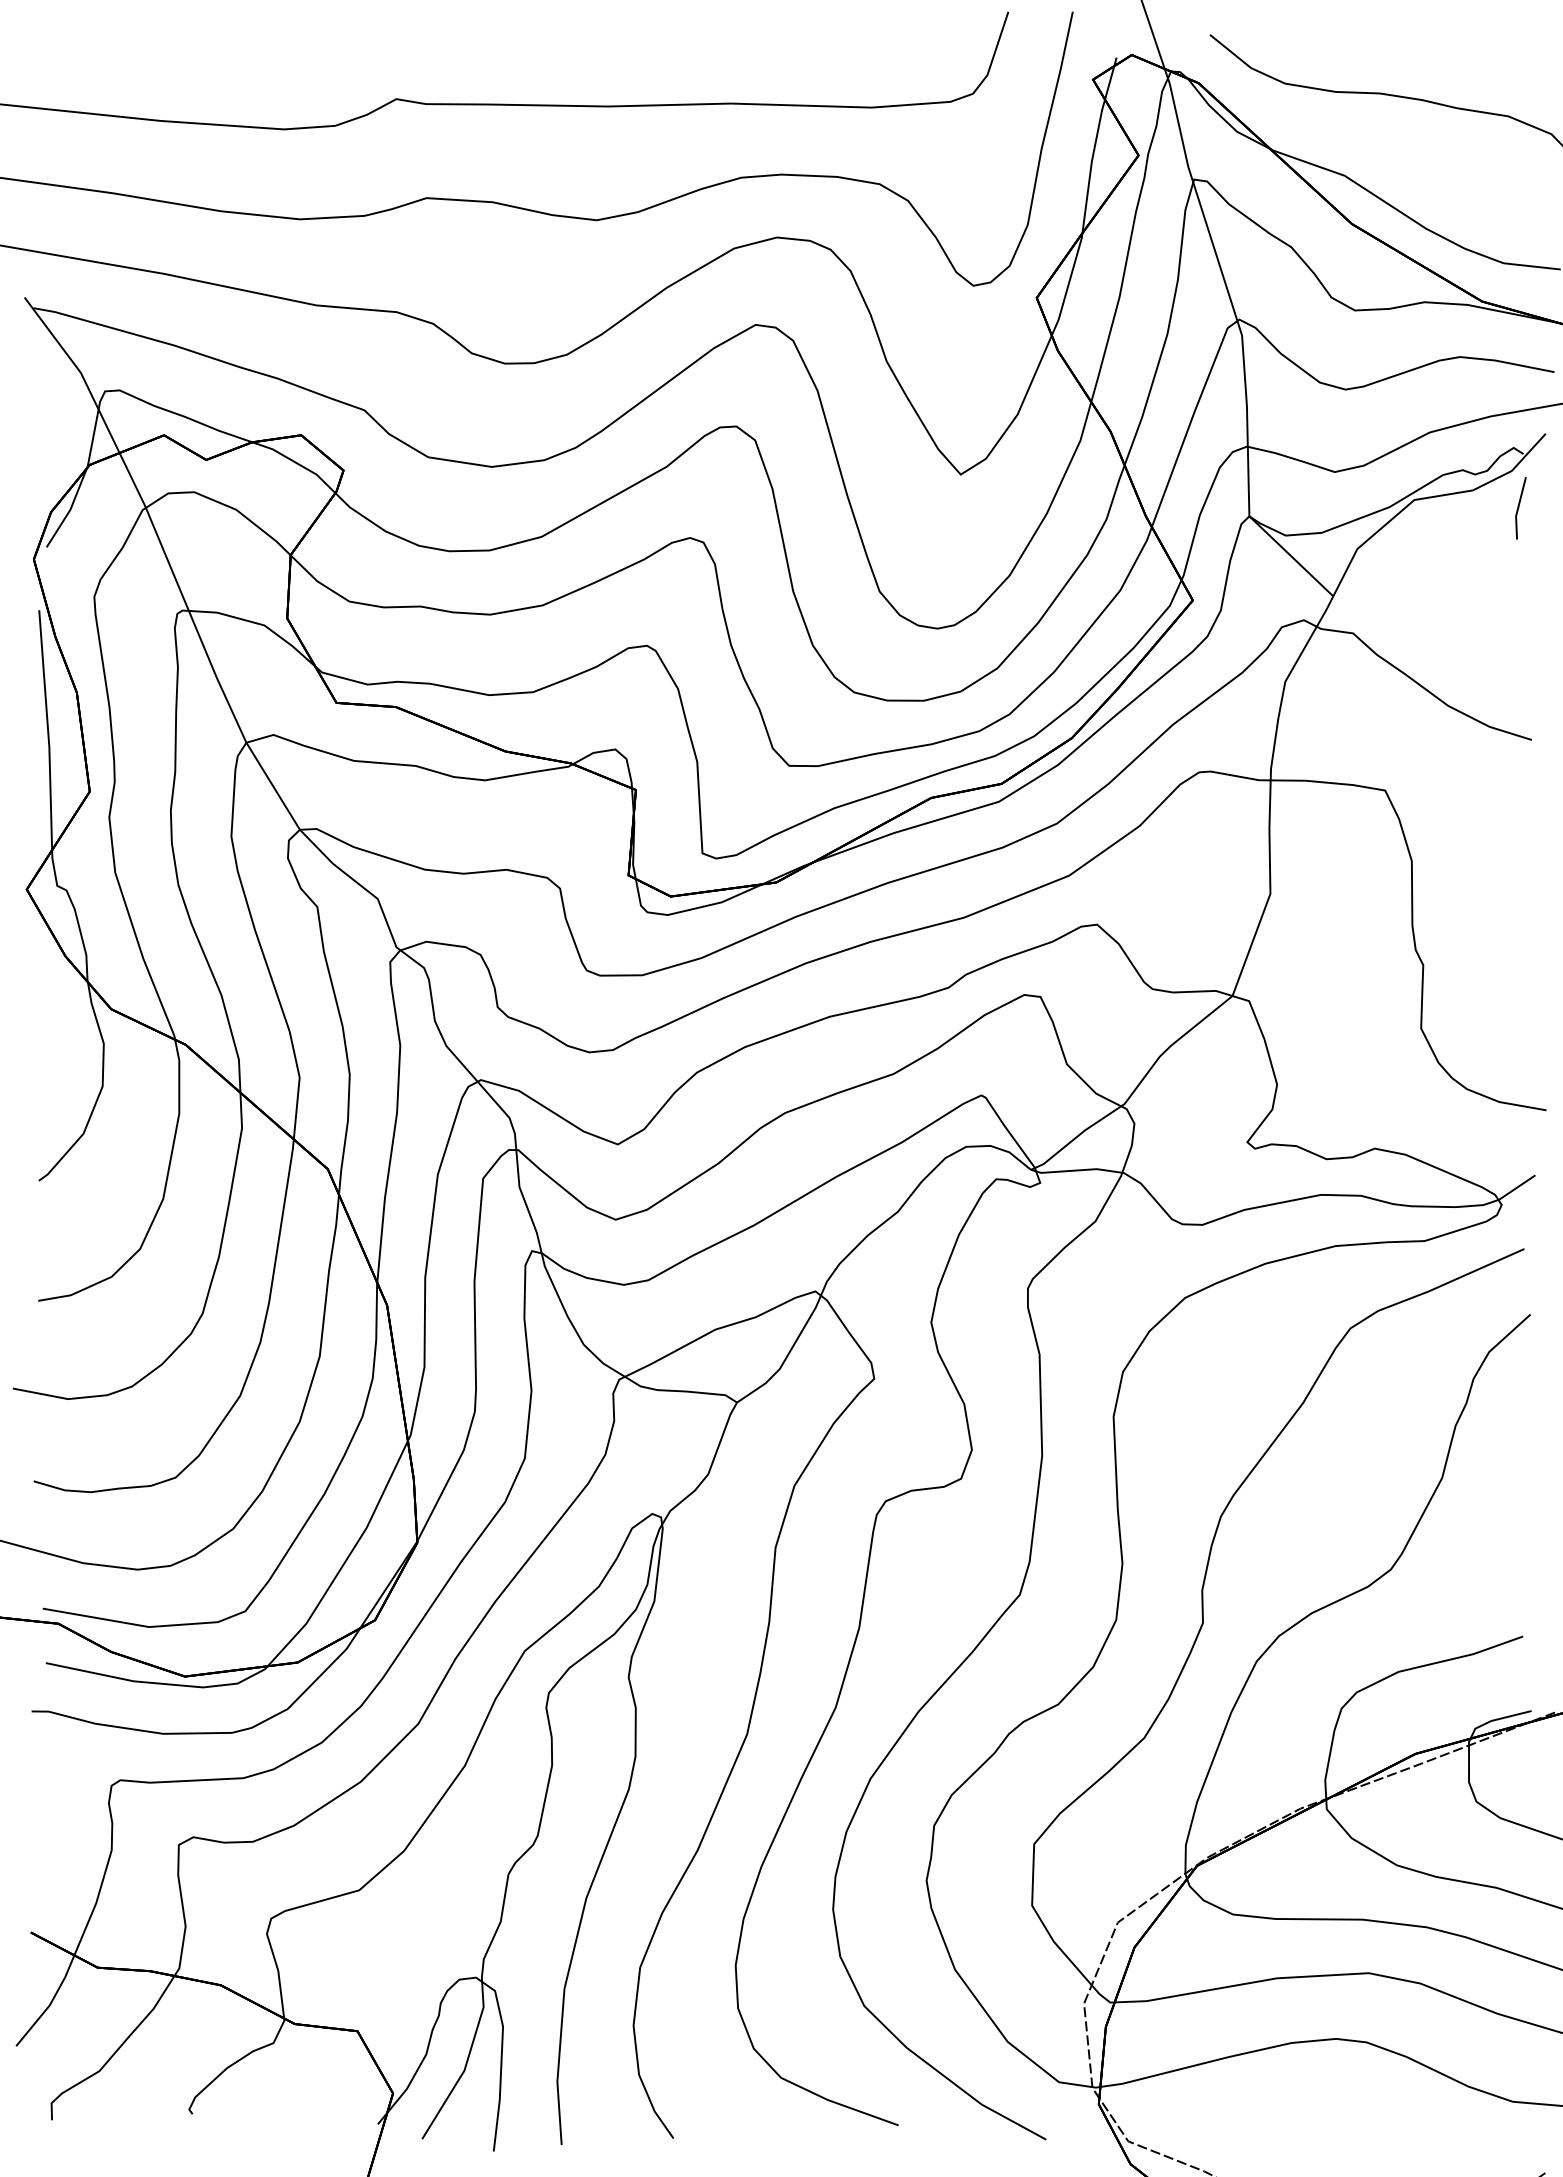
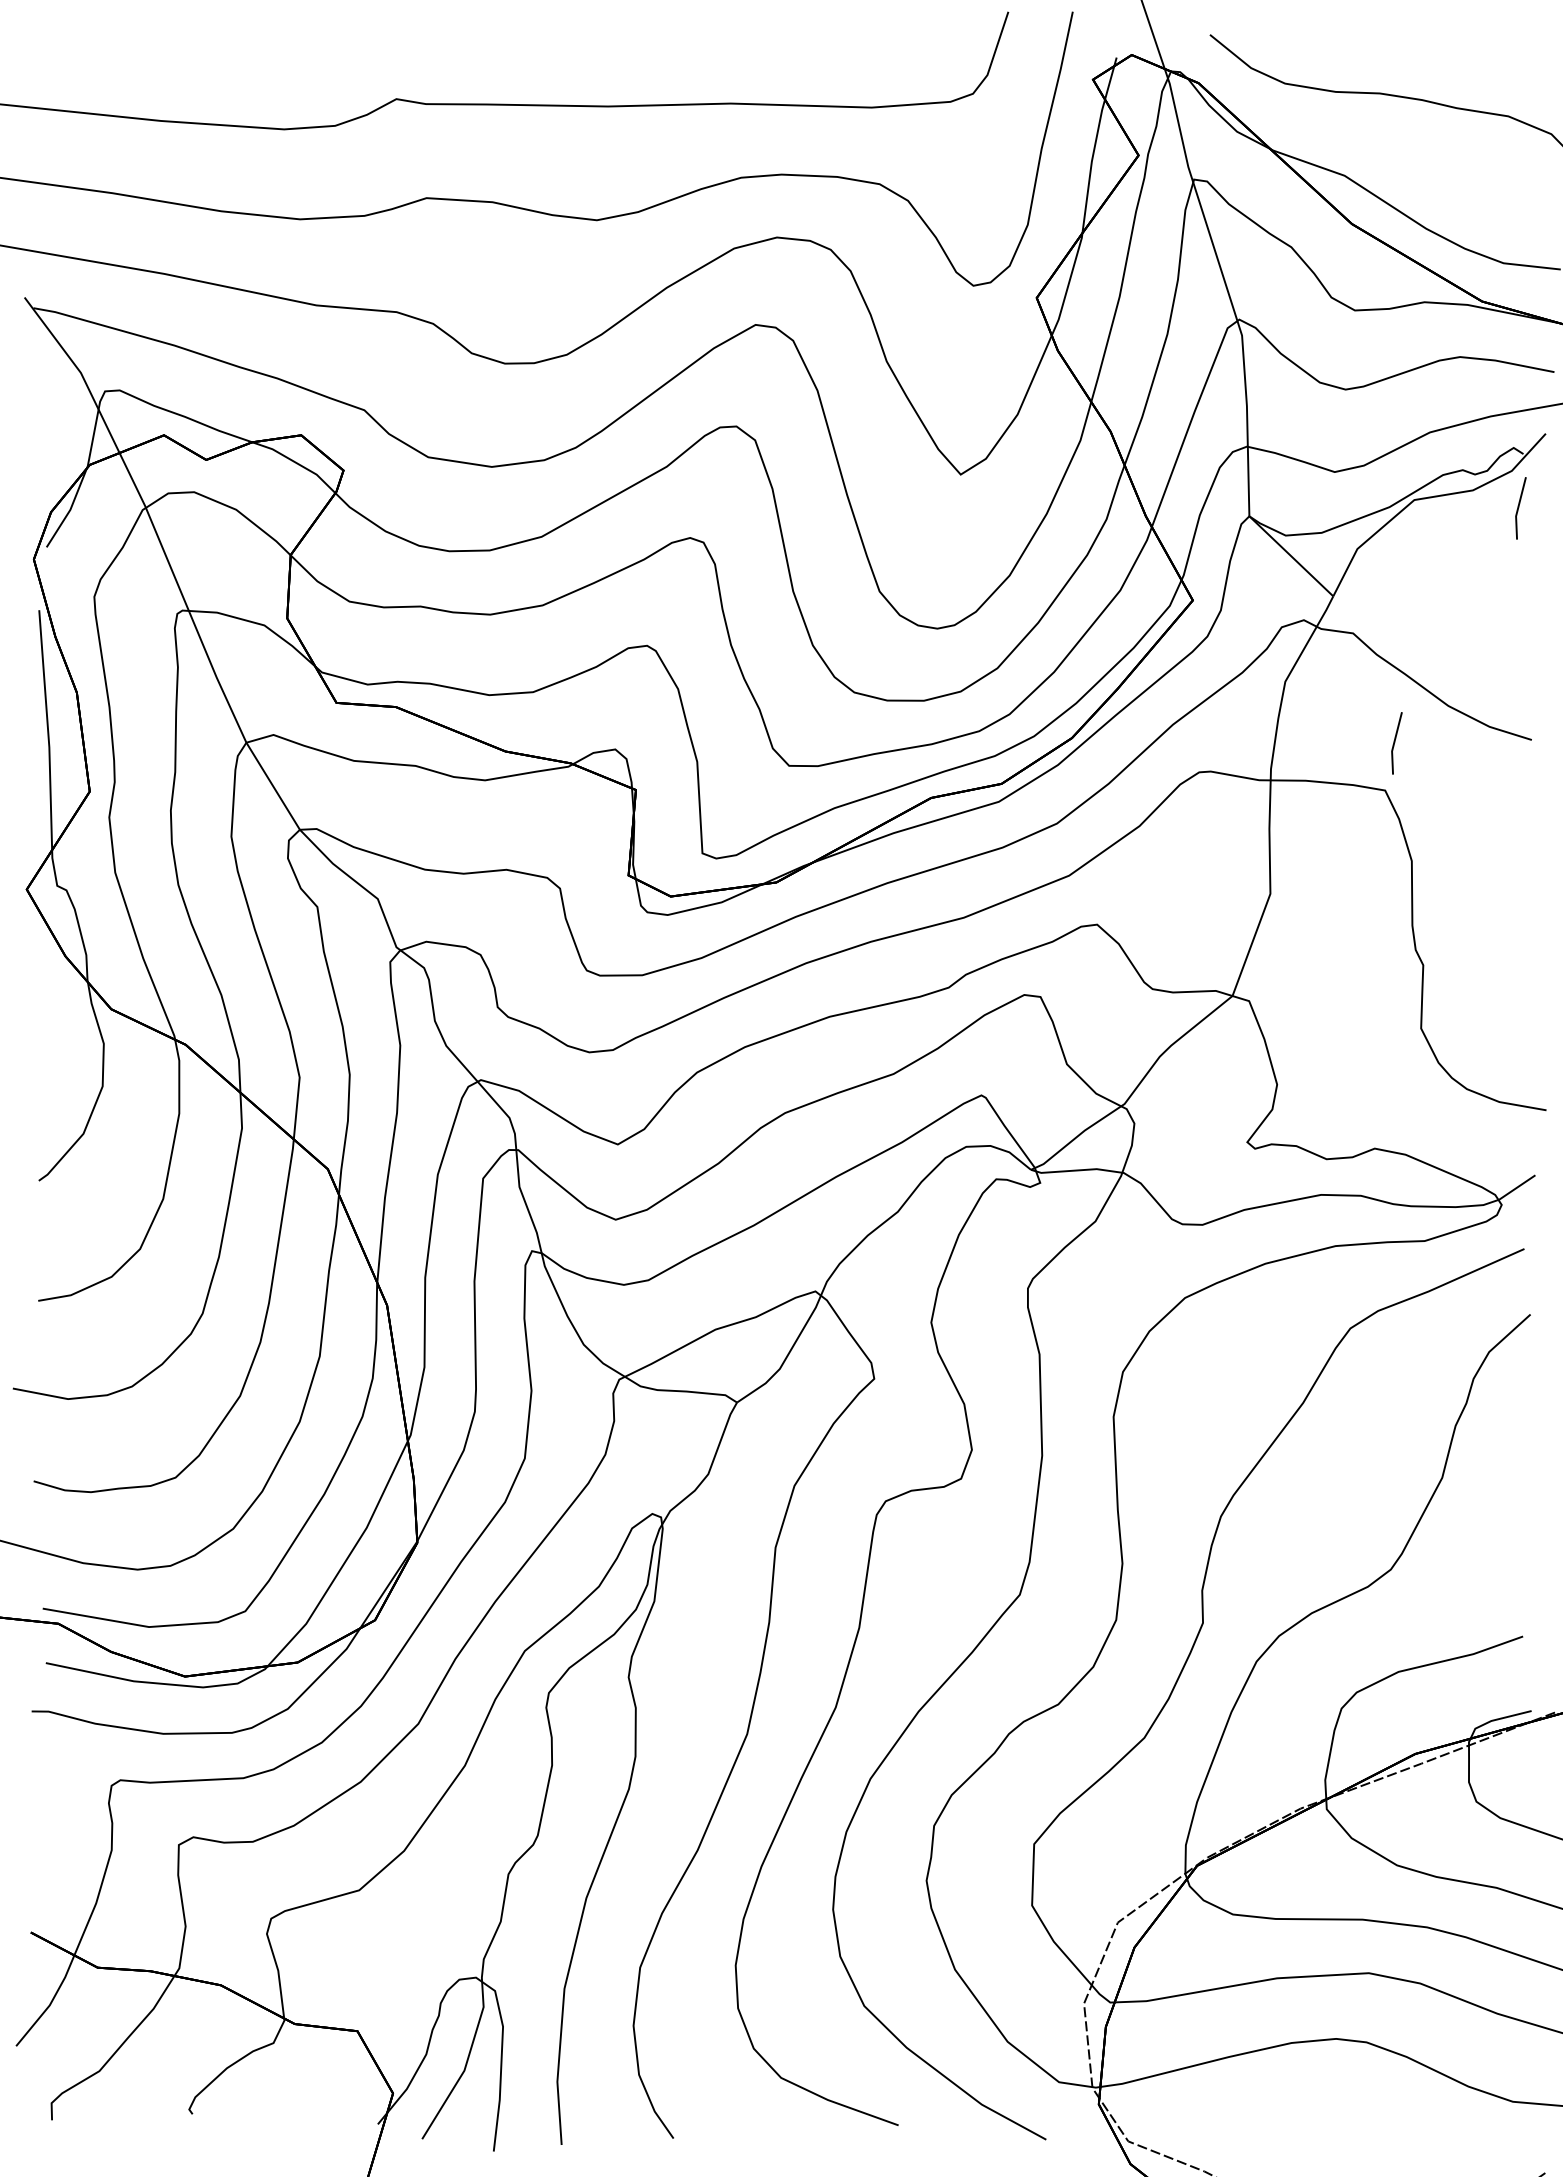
line: none -> present (1395, 742)
